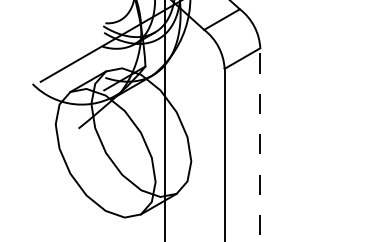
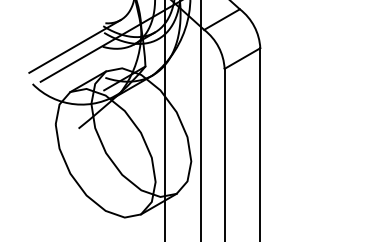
line: none -> present (74, 46)
line: none -> present (200, 120)
line: dashed -> solid (260, 144)
